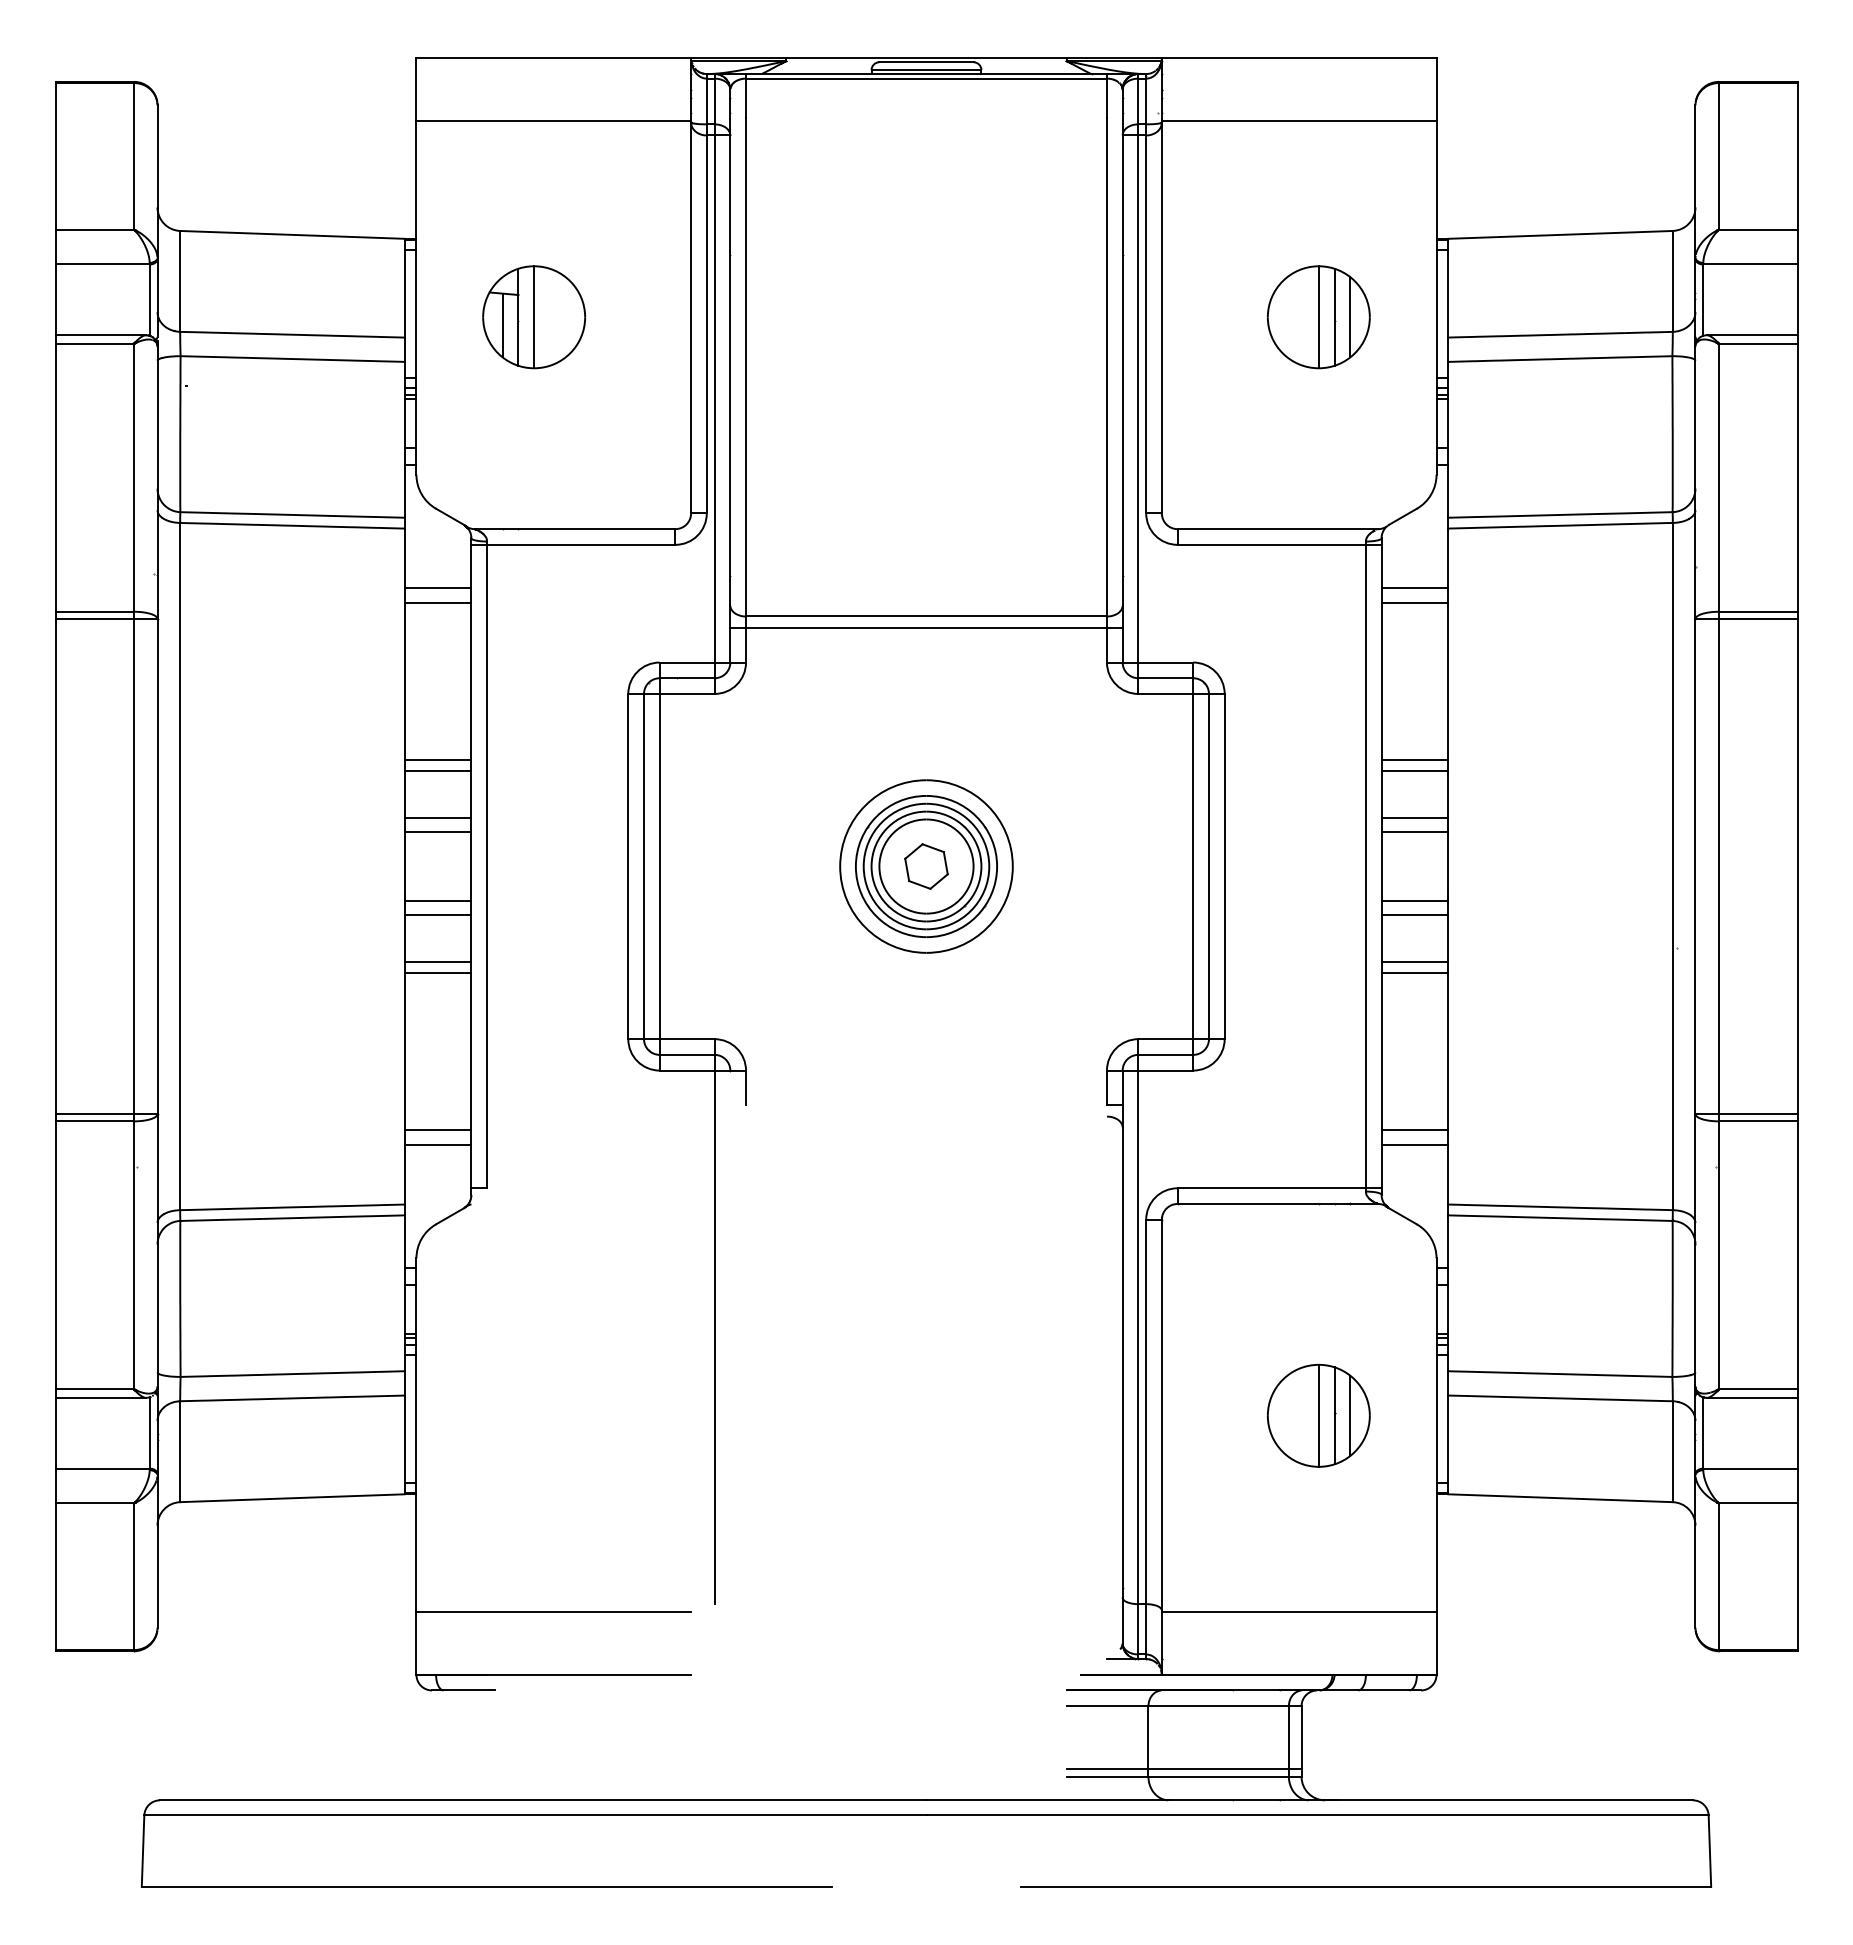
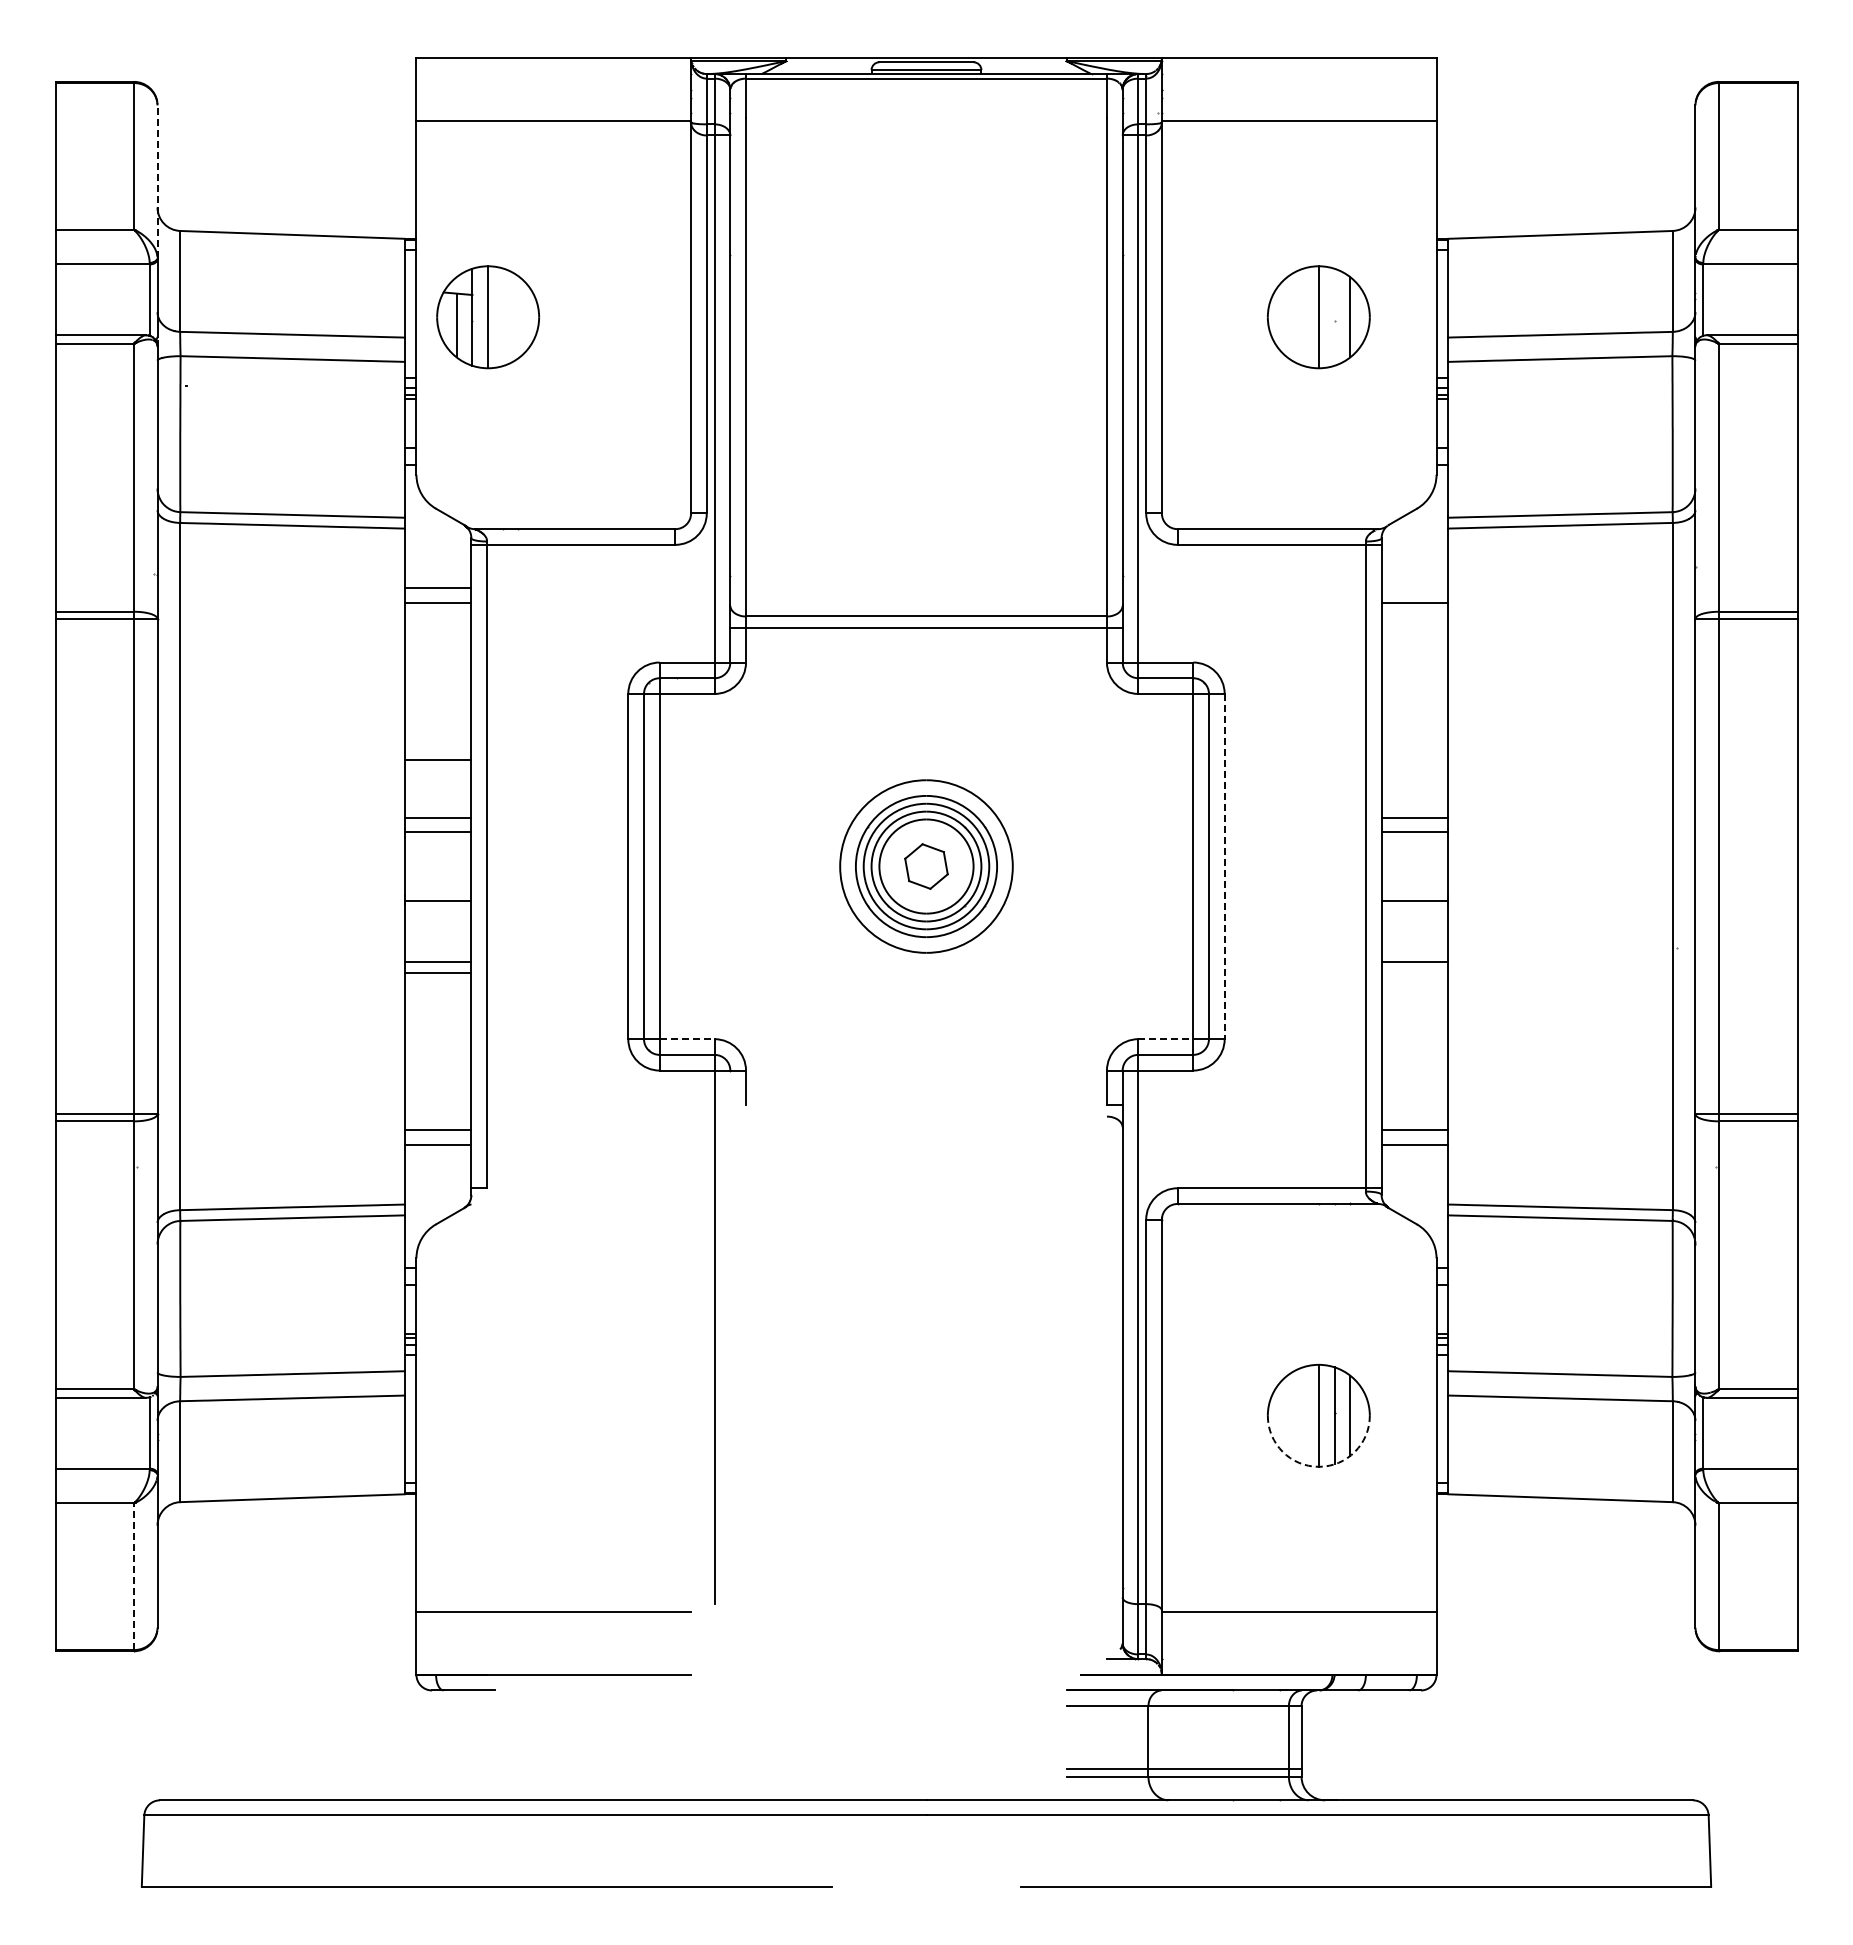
line: solid -> dashed (157, 181)
line: present -> none (1334, 316)
part position: (534, 317) -> (488, 317) (488, 317)
line: present -> none (1414, 588)
line: present -> none (1414, 760)
line: present -> none (437, 771)
line: present -> none (1414, 771)
line: solid -> dashed (1224, 866)
line: present -> none (437, 915)
line: present -> none (1414, 915)
line: present -> none (1414, 973)
line: solid -> dashed (687, 1039)
line: solid -> dashed (1166, 1039)
arc: solid -> dashed (1318, 1466)
line: solid -> dashed (133, 1576)
